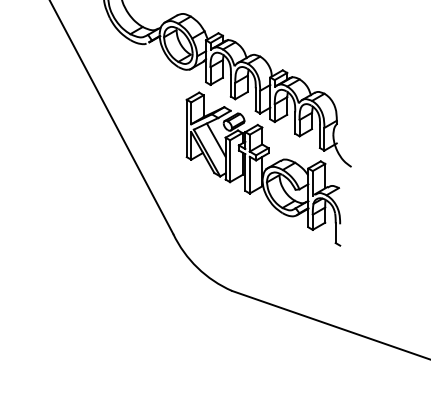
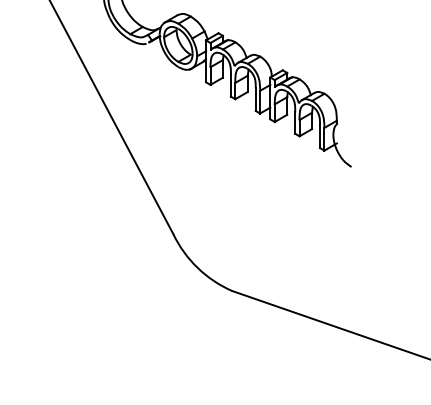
part: present -> none (263, 168)
